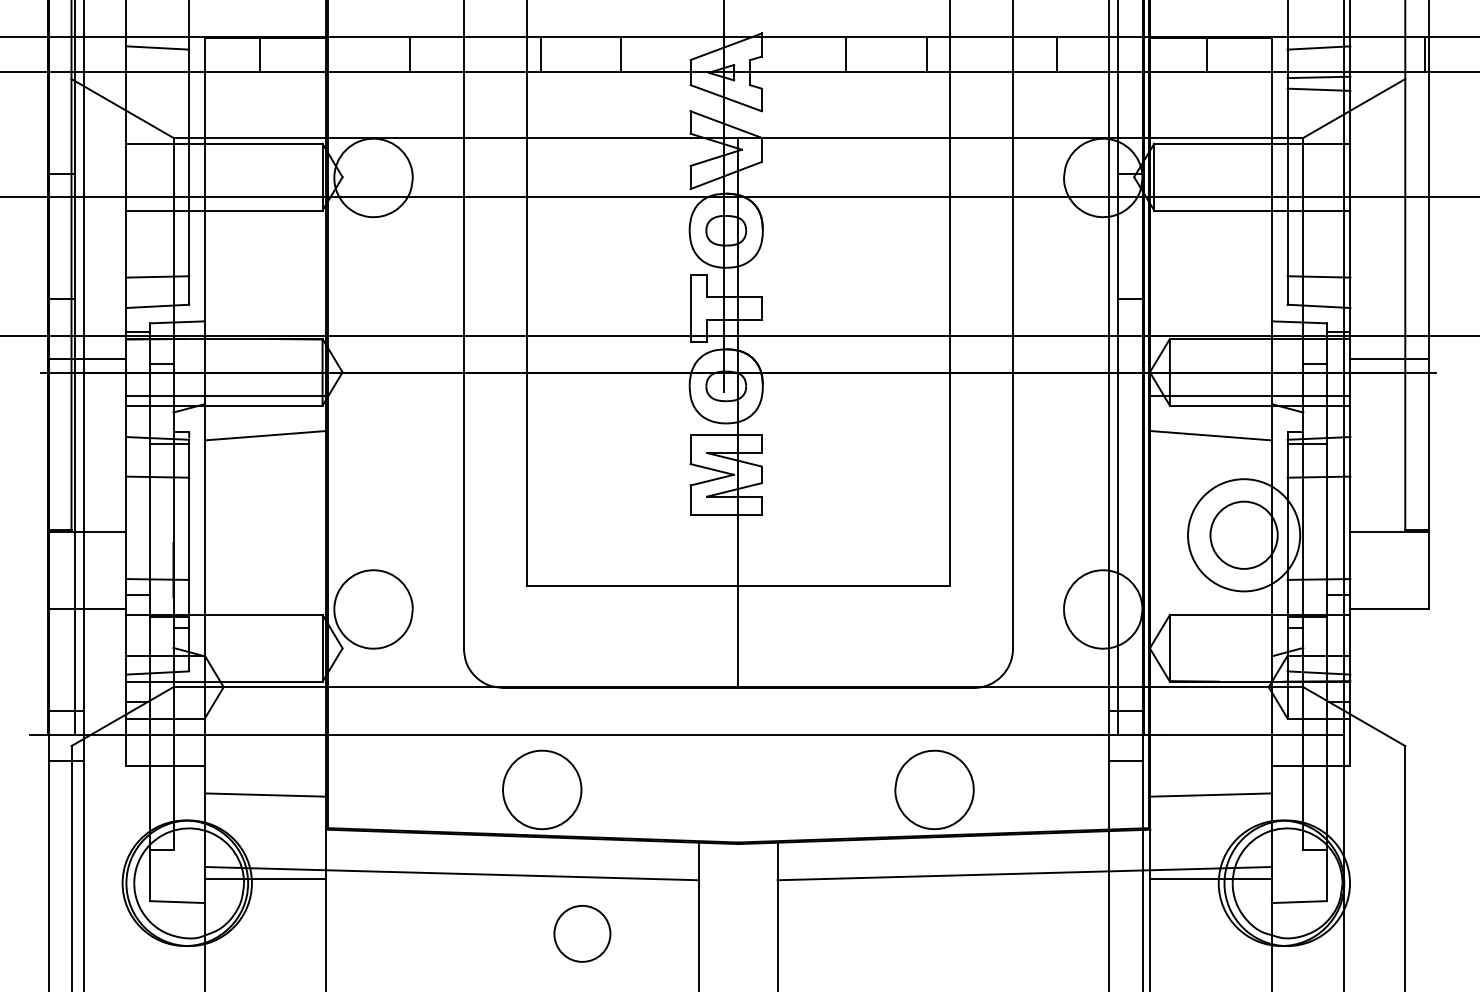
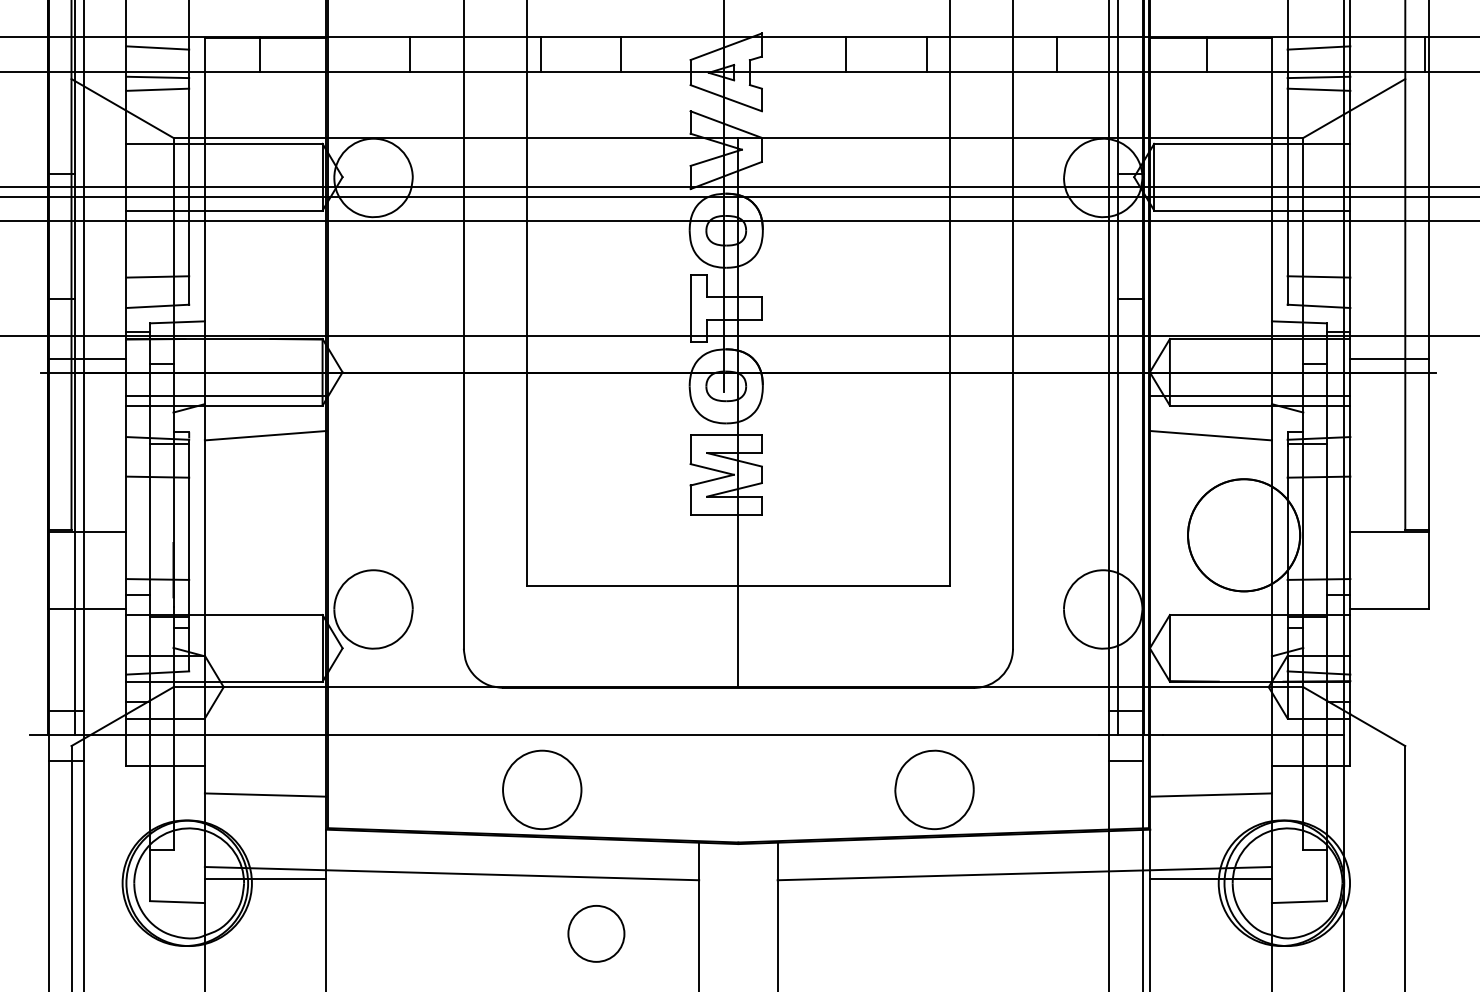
line: none -> present (157, 77)
line: none -> present (157, 89)
line: none -> present (739, 186)
line: none -> present (739, 221)
circle diameter: 67 px -> 112 px (1244, 535)
circle position: (582, 933) -> (596, 933) (596, 933)
